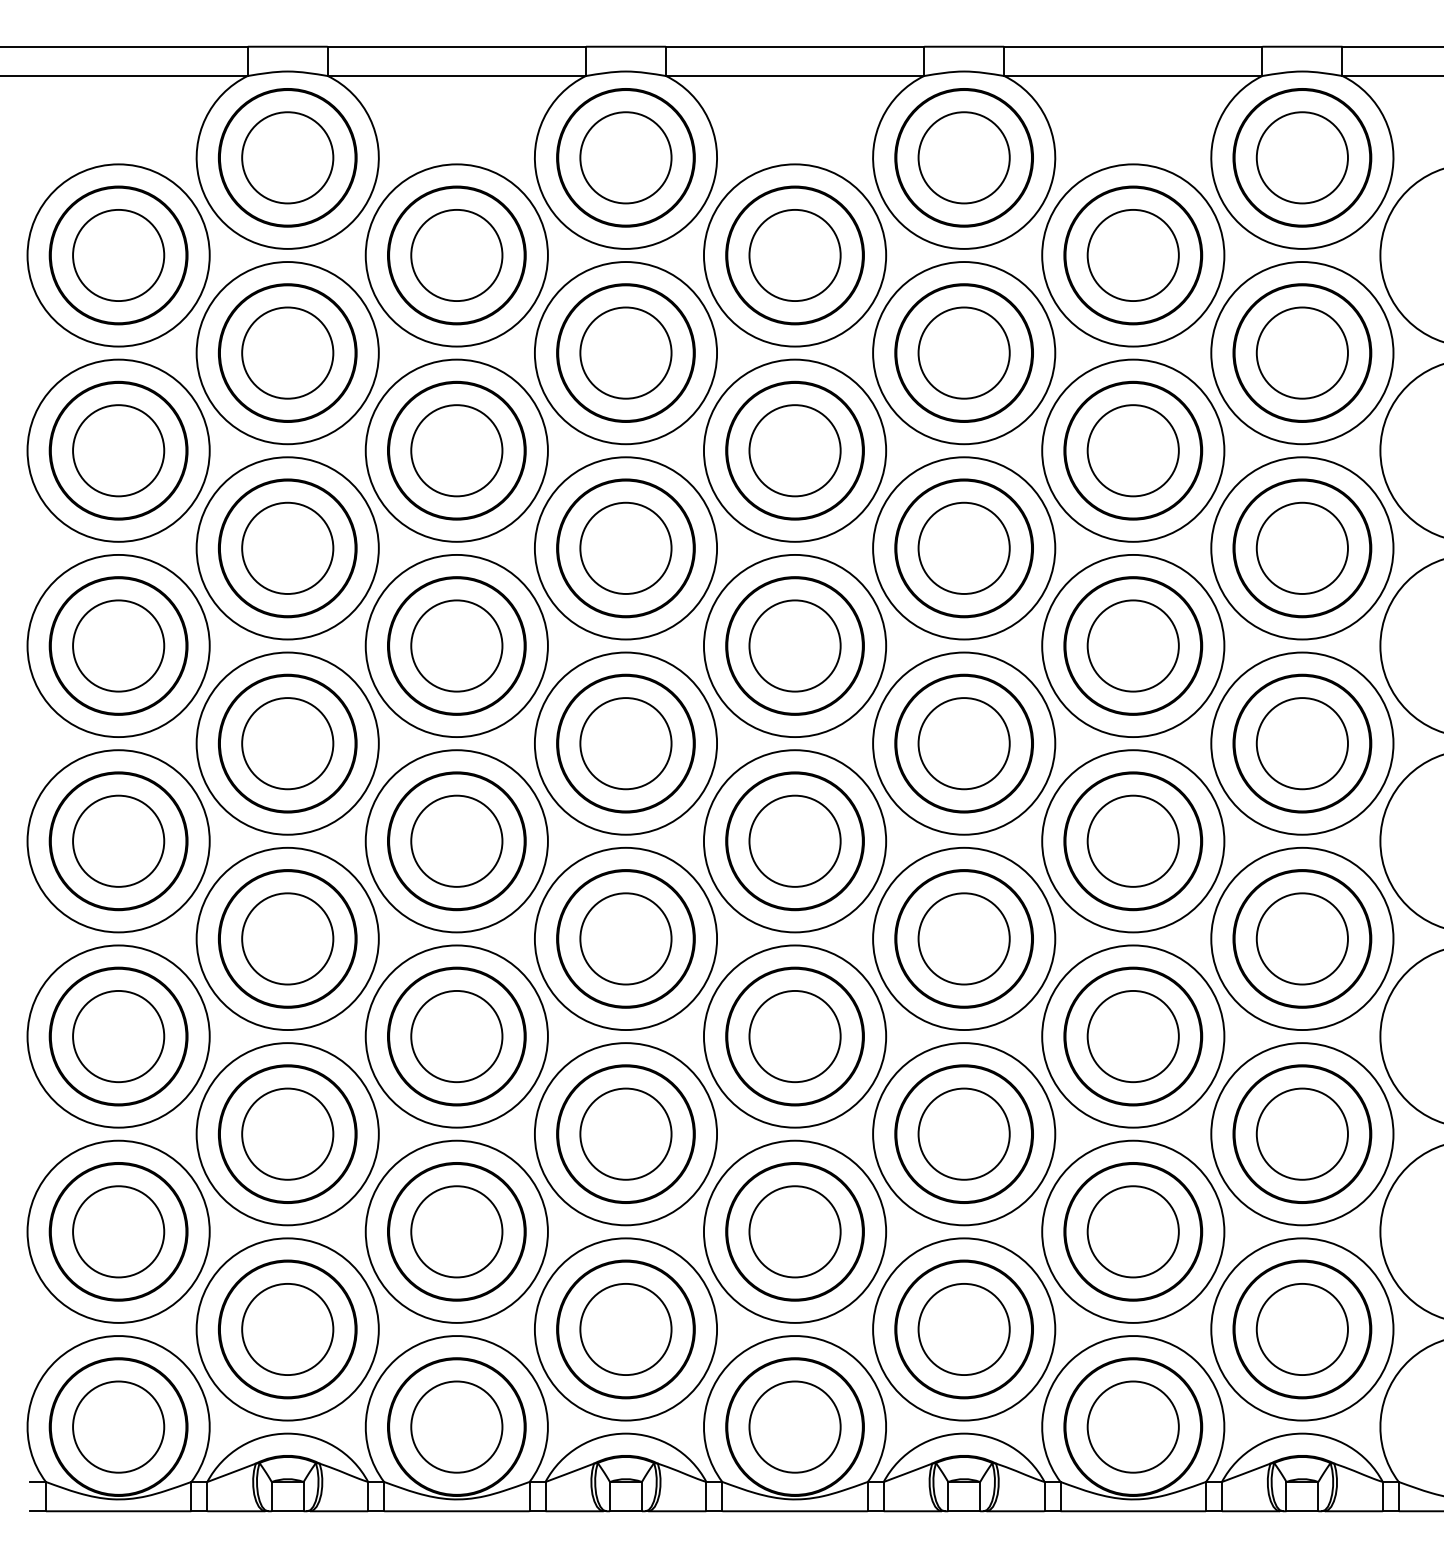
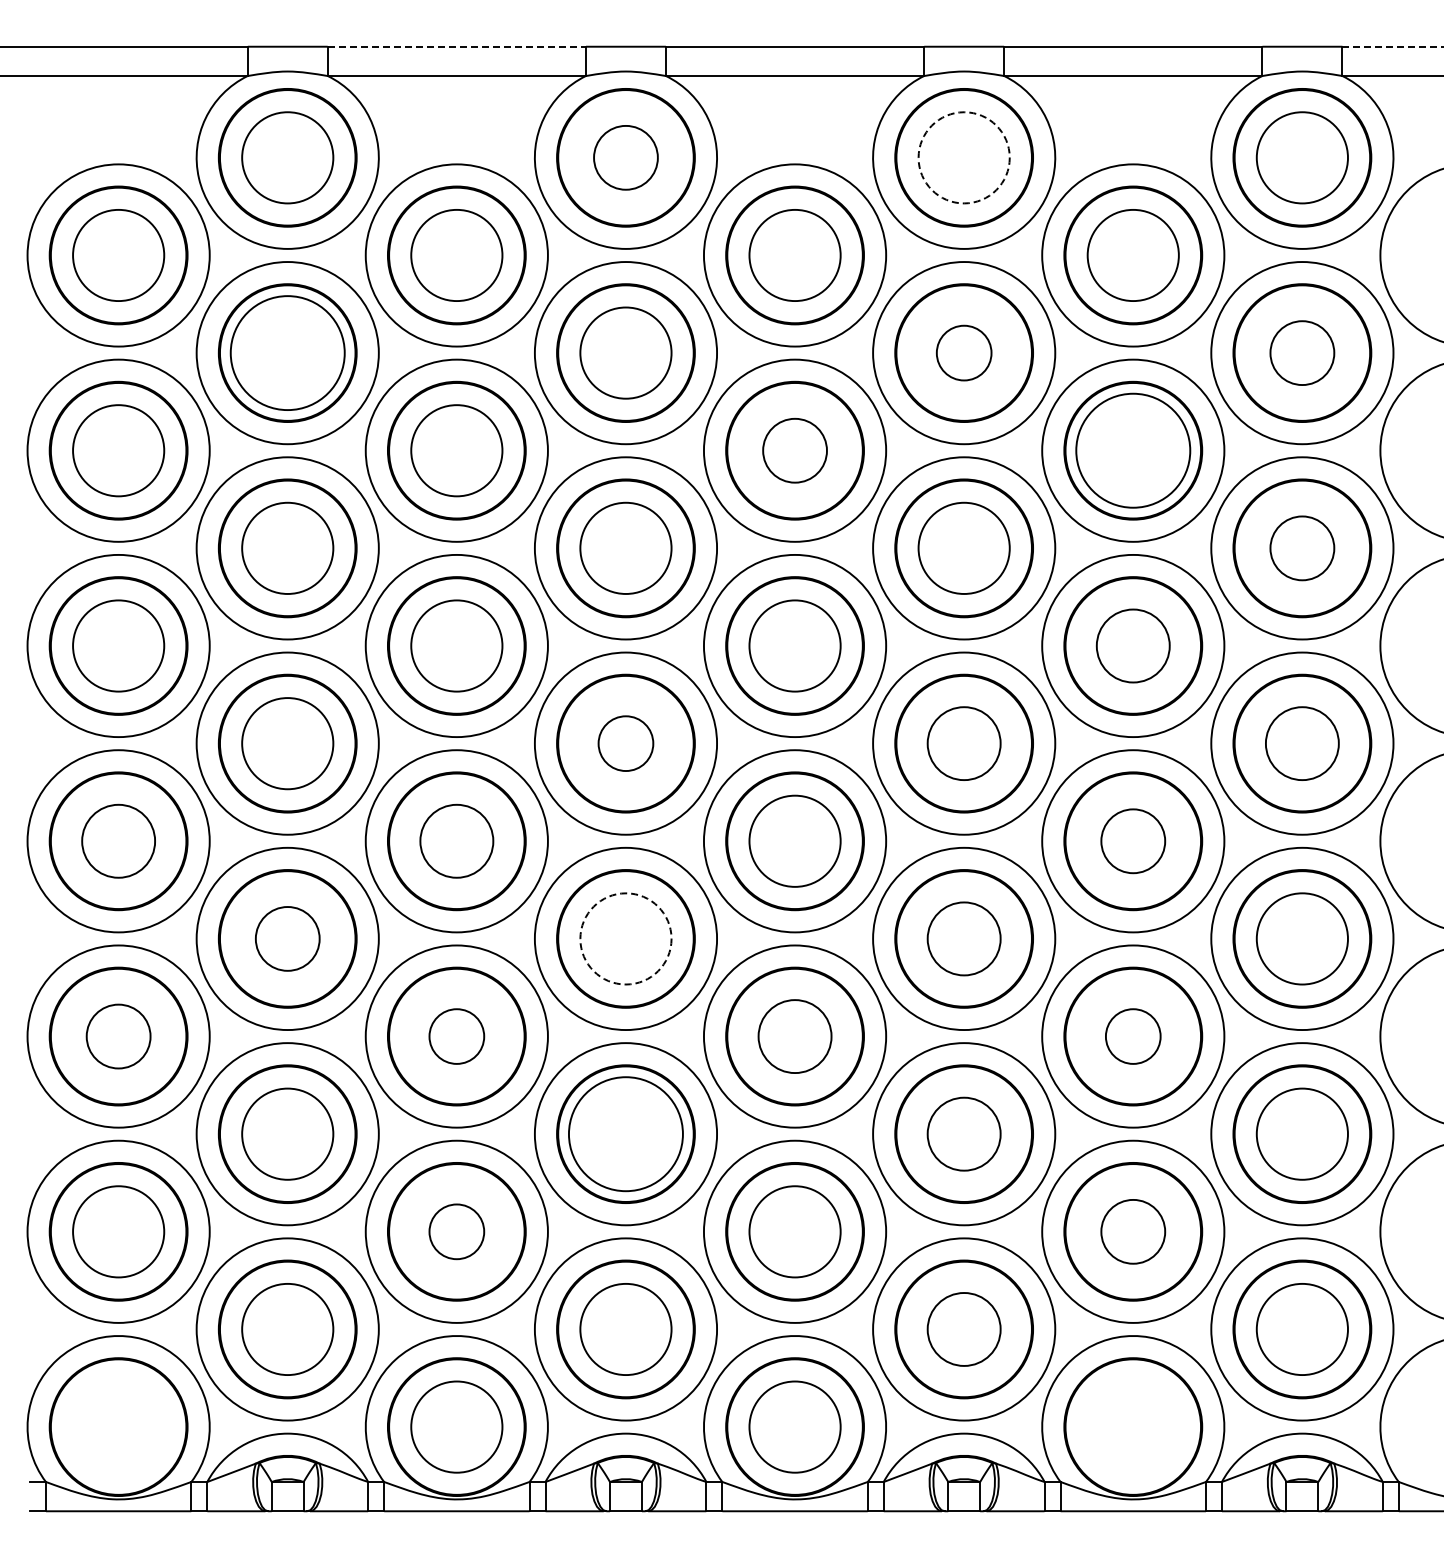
line: solid -> dashed (457, 46)
line: solid -> dashed (1393, 46)
circle diameter: 91 px -> 64 px (625, 157)
circle: solid -> dashed (963, 157)
circle diameter: 91 px -> 114 px (287, 353)
circle diameter: 91 px -> 55 px (963, 352)
circle diameter: 91 px -> 64 px (1302, 353)
circle diameter: 91 px -> 64 px (794, 450)
circle diameter: 91 px -> 114 px (1133, 450)
circle diameter: 91 px -> 64 px (1302, 548)
circle diameter: 91 px -> 73 px (1132, 645)
circle diameter: 91 px -> 55 px (625, 743)
circle diameter: 91 px -> 73 px (963, 743)
circle diameter: 91 px -> 73 px (1301, 743)
circle diameter: 91 px -> 73 px (118, 840)
circle diameter: 91 px -> 73 px (456, 840)
circle diameter: 91 px -> 64 px (1133, 841)
circle diameter: 91 px -> 64 px (287, 938)
circle: solid -> dashed (625, 938)
circle diameter: 91 px -> 73 px (963, 938)
circle diameter: 91 px -> 64 px (118, 1036)
circle diameter: 91 px -> 55 px (456, 1036)
circle diameter: 91 px -> 73 px (794, 1036)
circle diameter: 91 px -> 55 px (1132, 1036)
circle diameter: 91 px -> 114 px (625, 1134)
circle diameter: 91 px -> 73 px (963, 1133)
circle diameter: 91 px -> 55 px (456, 1231)
circle diameter: 91 px -> 64 px (1133, 1231)
circle diameter: 91 px -> 73 px (963, 1329)
circle: present -> none (118, 1426)
circle: present -> none (1132, 1426)
